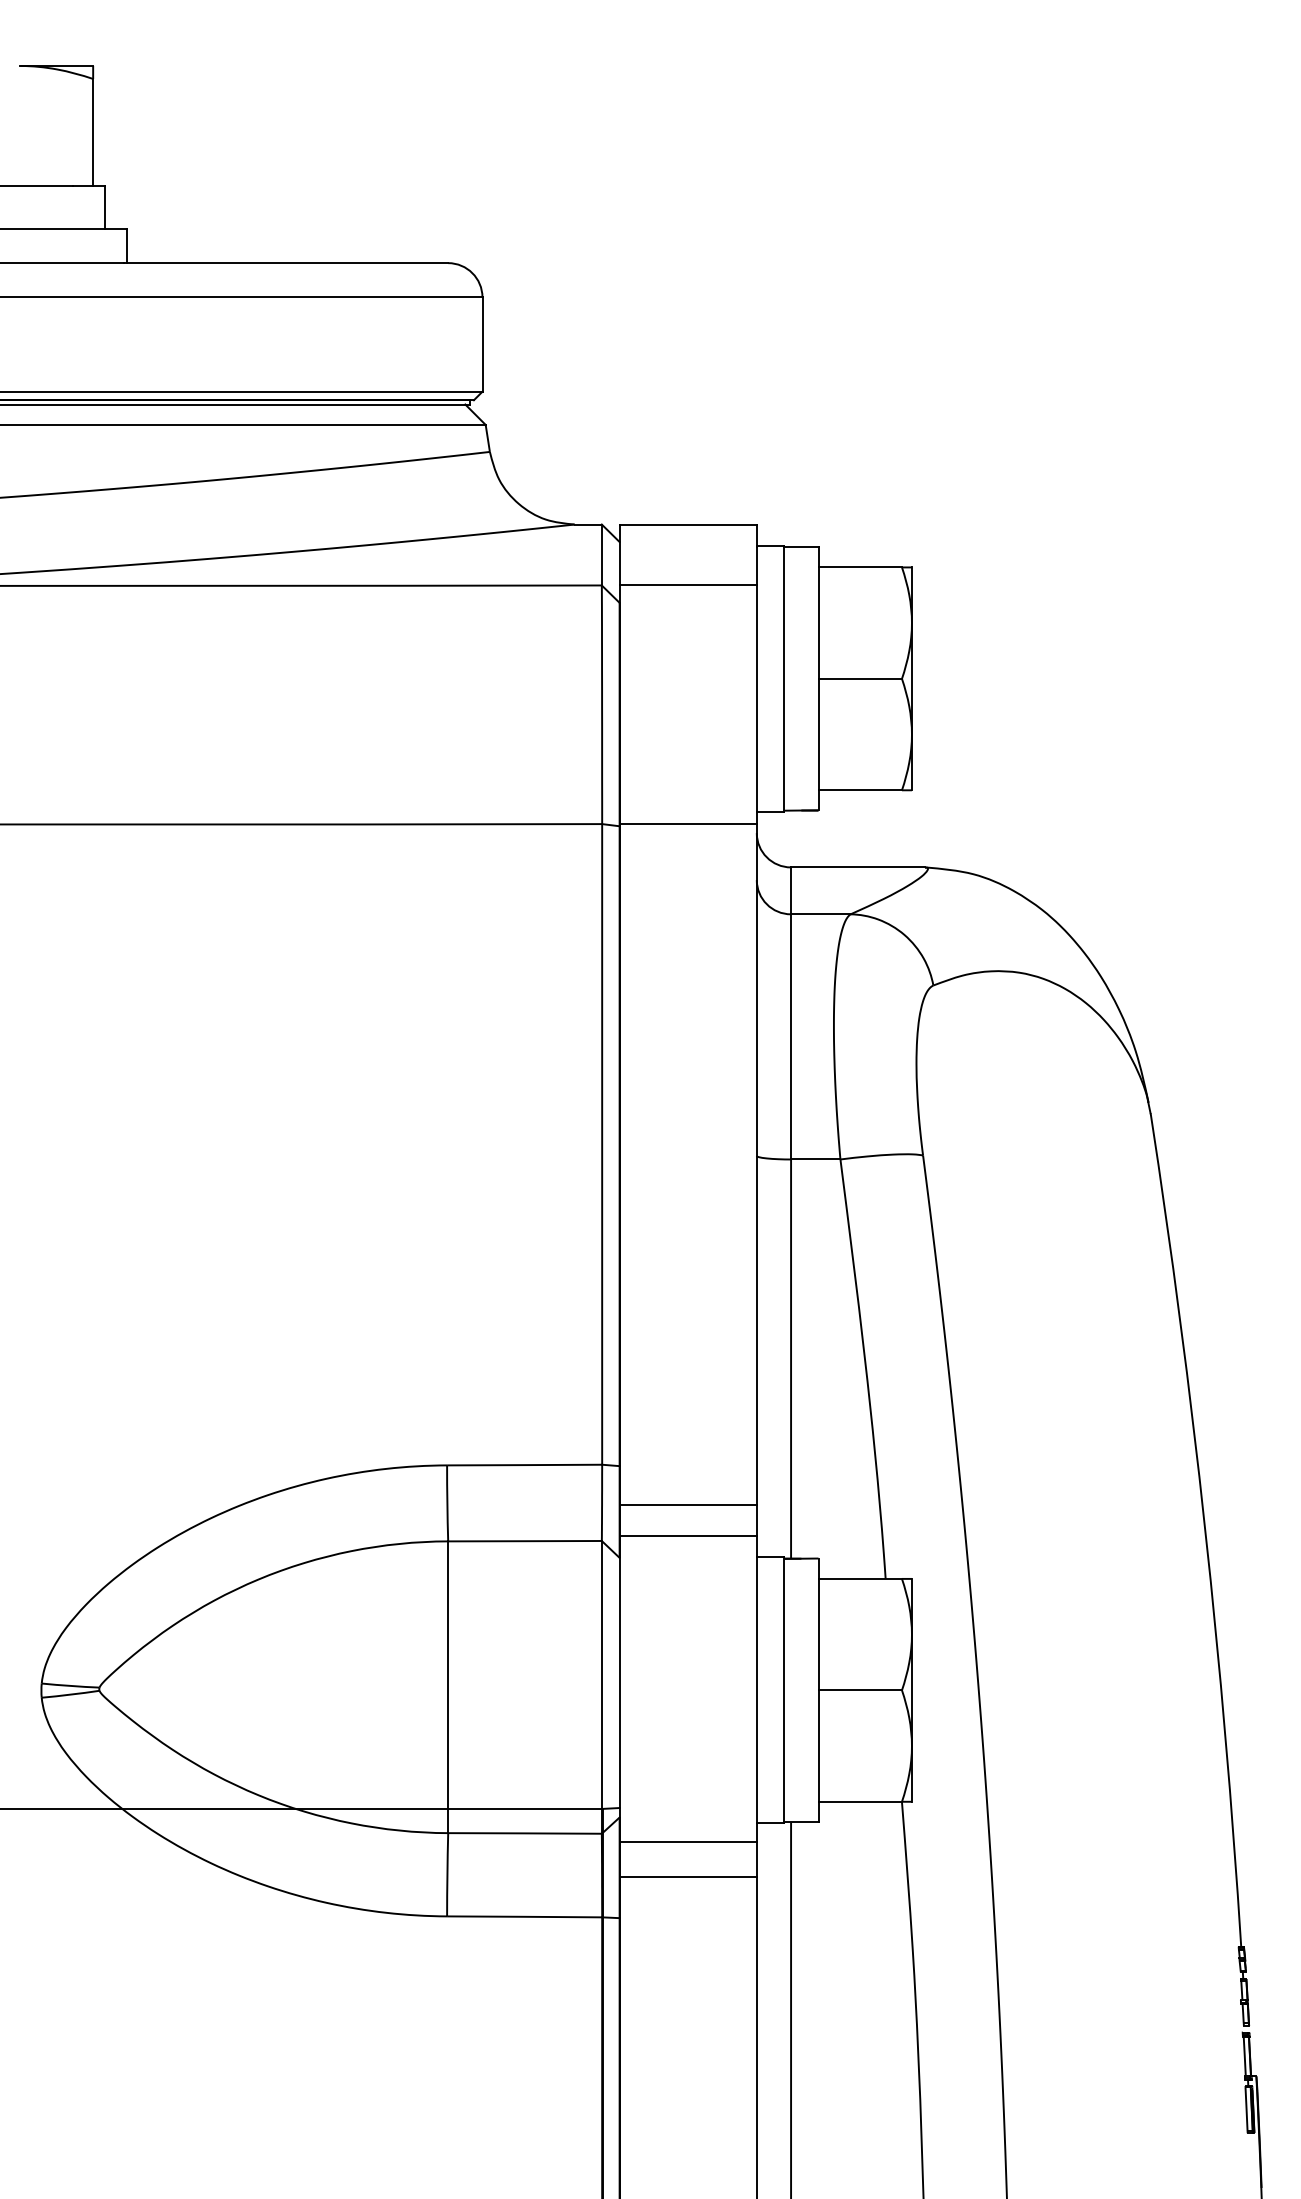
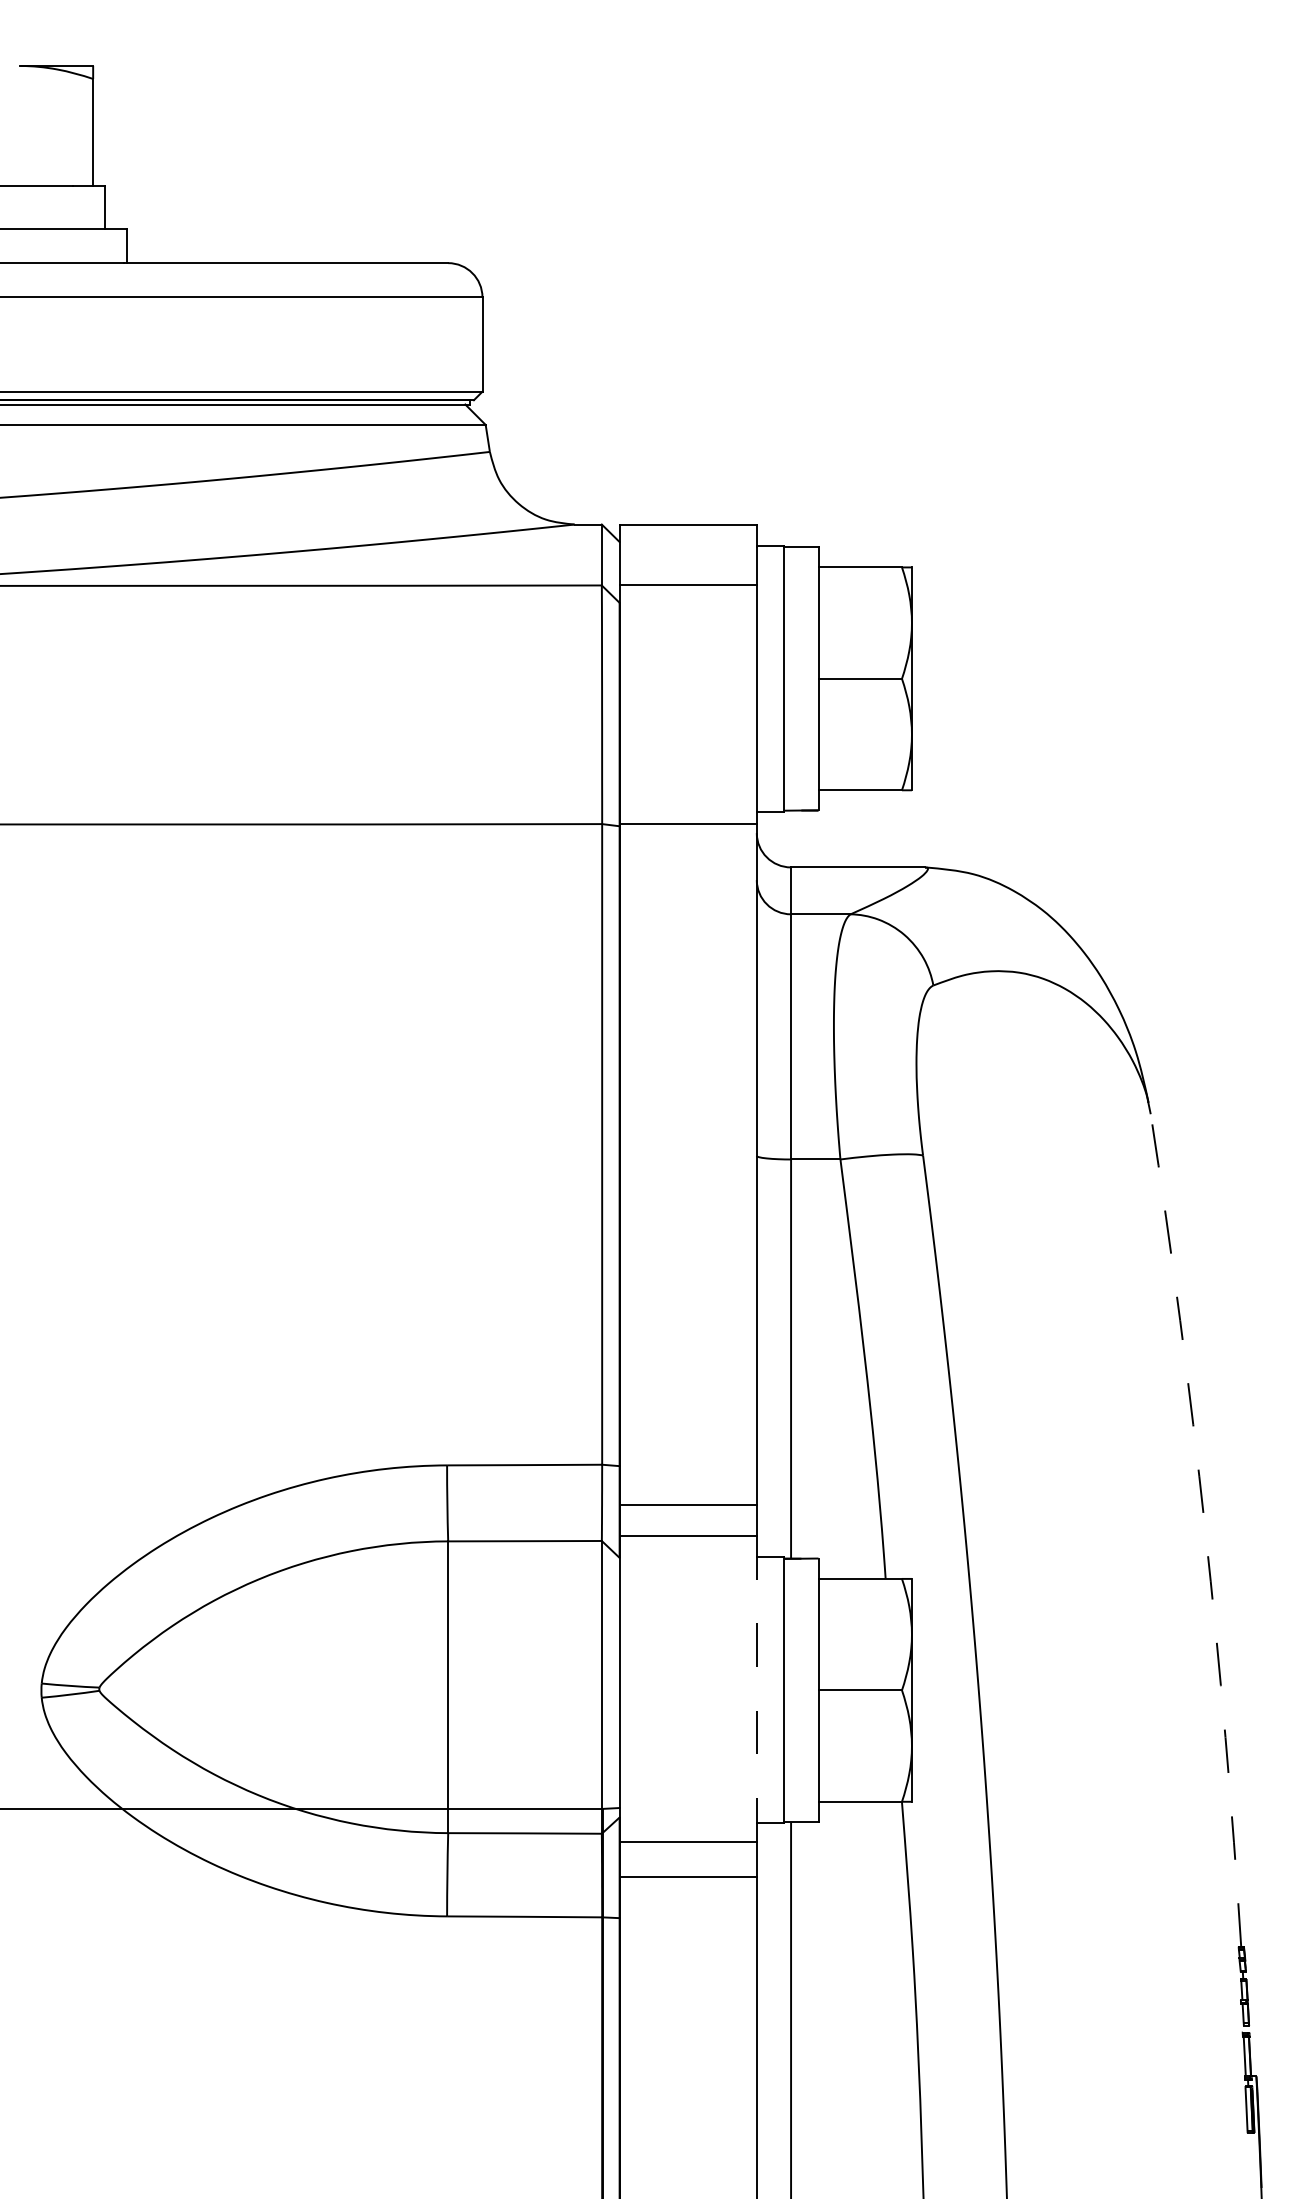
arc: solid -> dashed (1205, 1528)
line: solid -> dashed (756, 1689)
